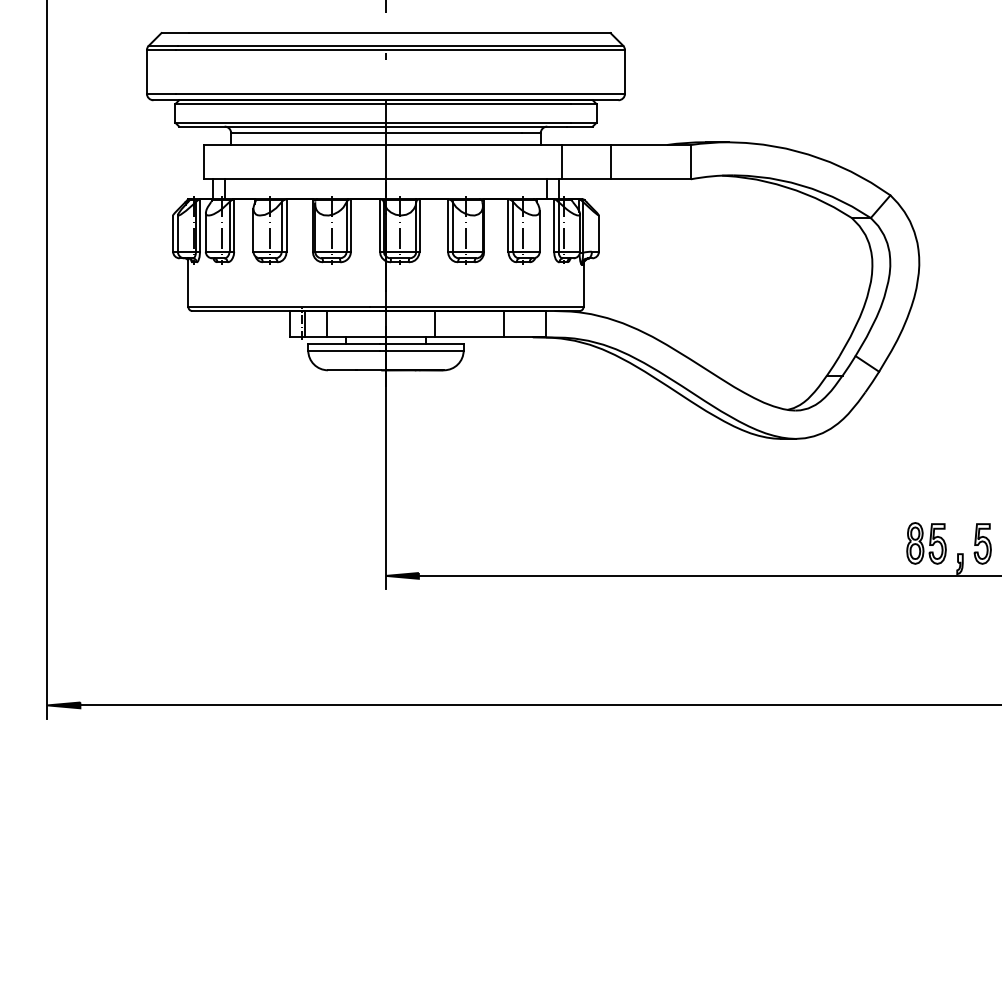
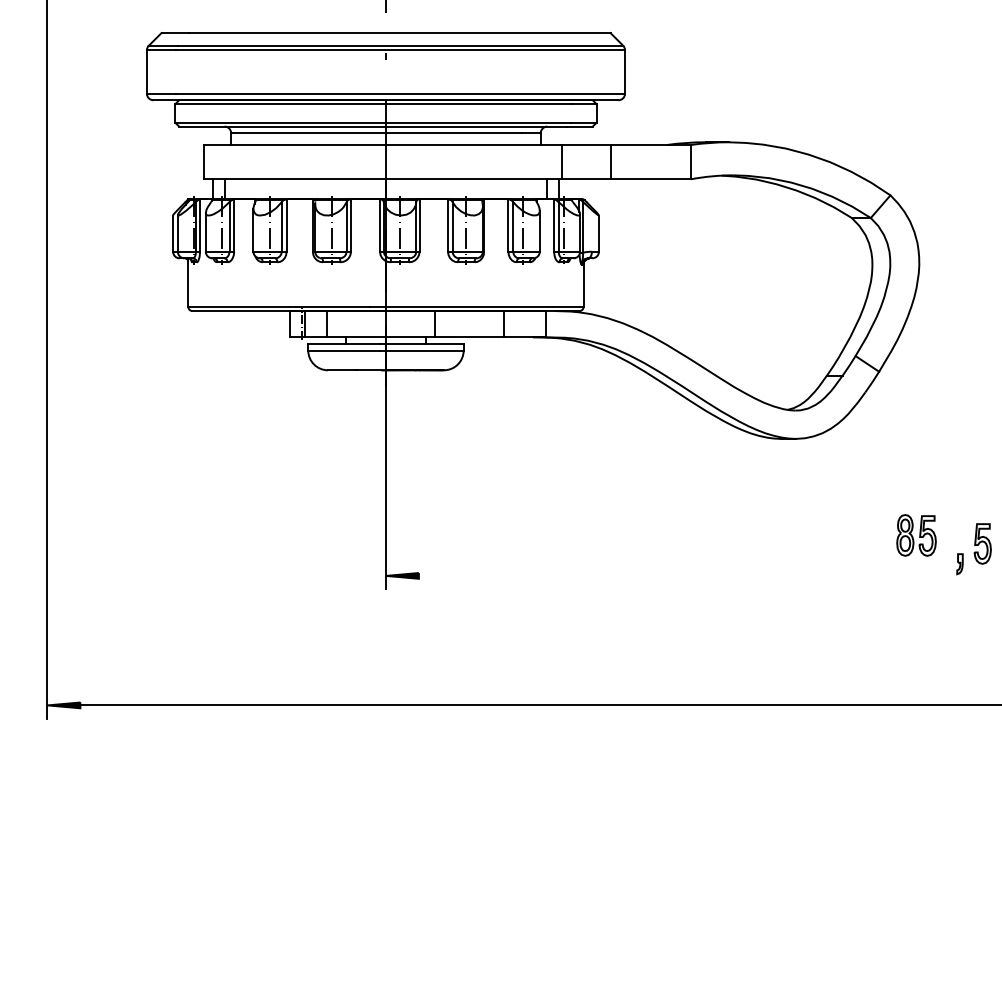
part position: (926, 543) -> (916, 535) (916, 535)
line: present -> none (708, 575)
